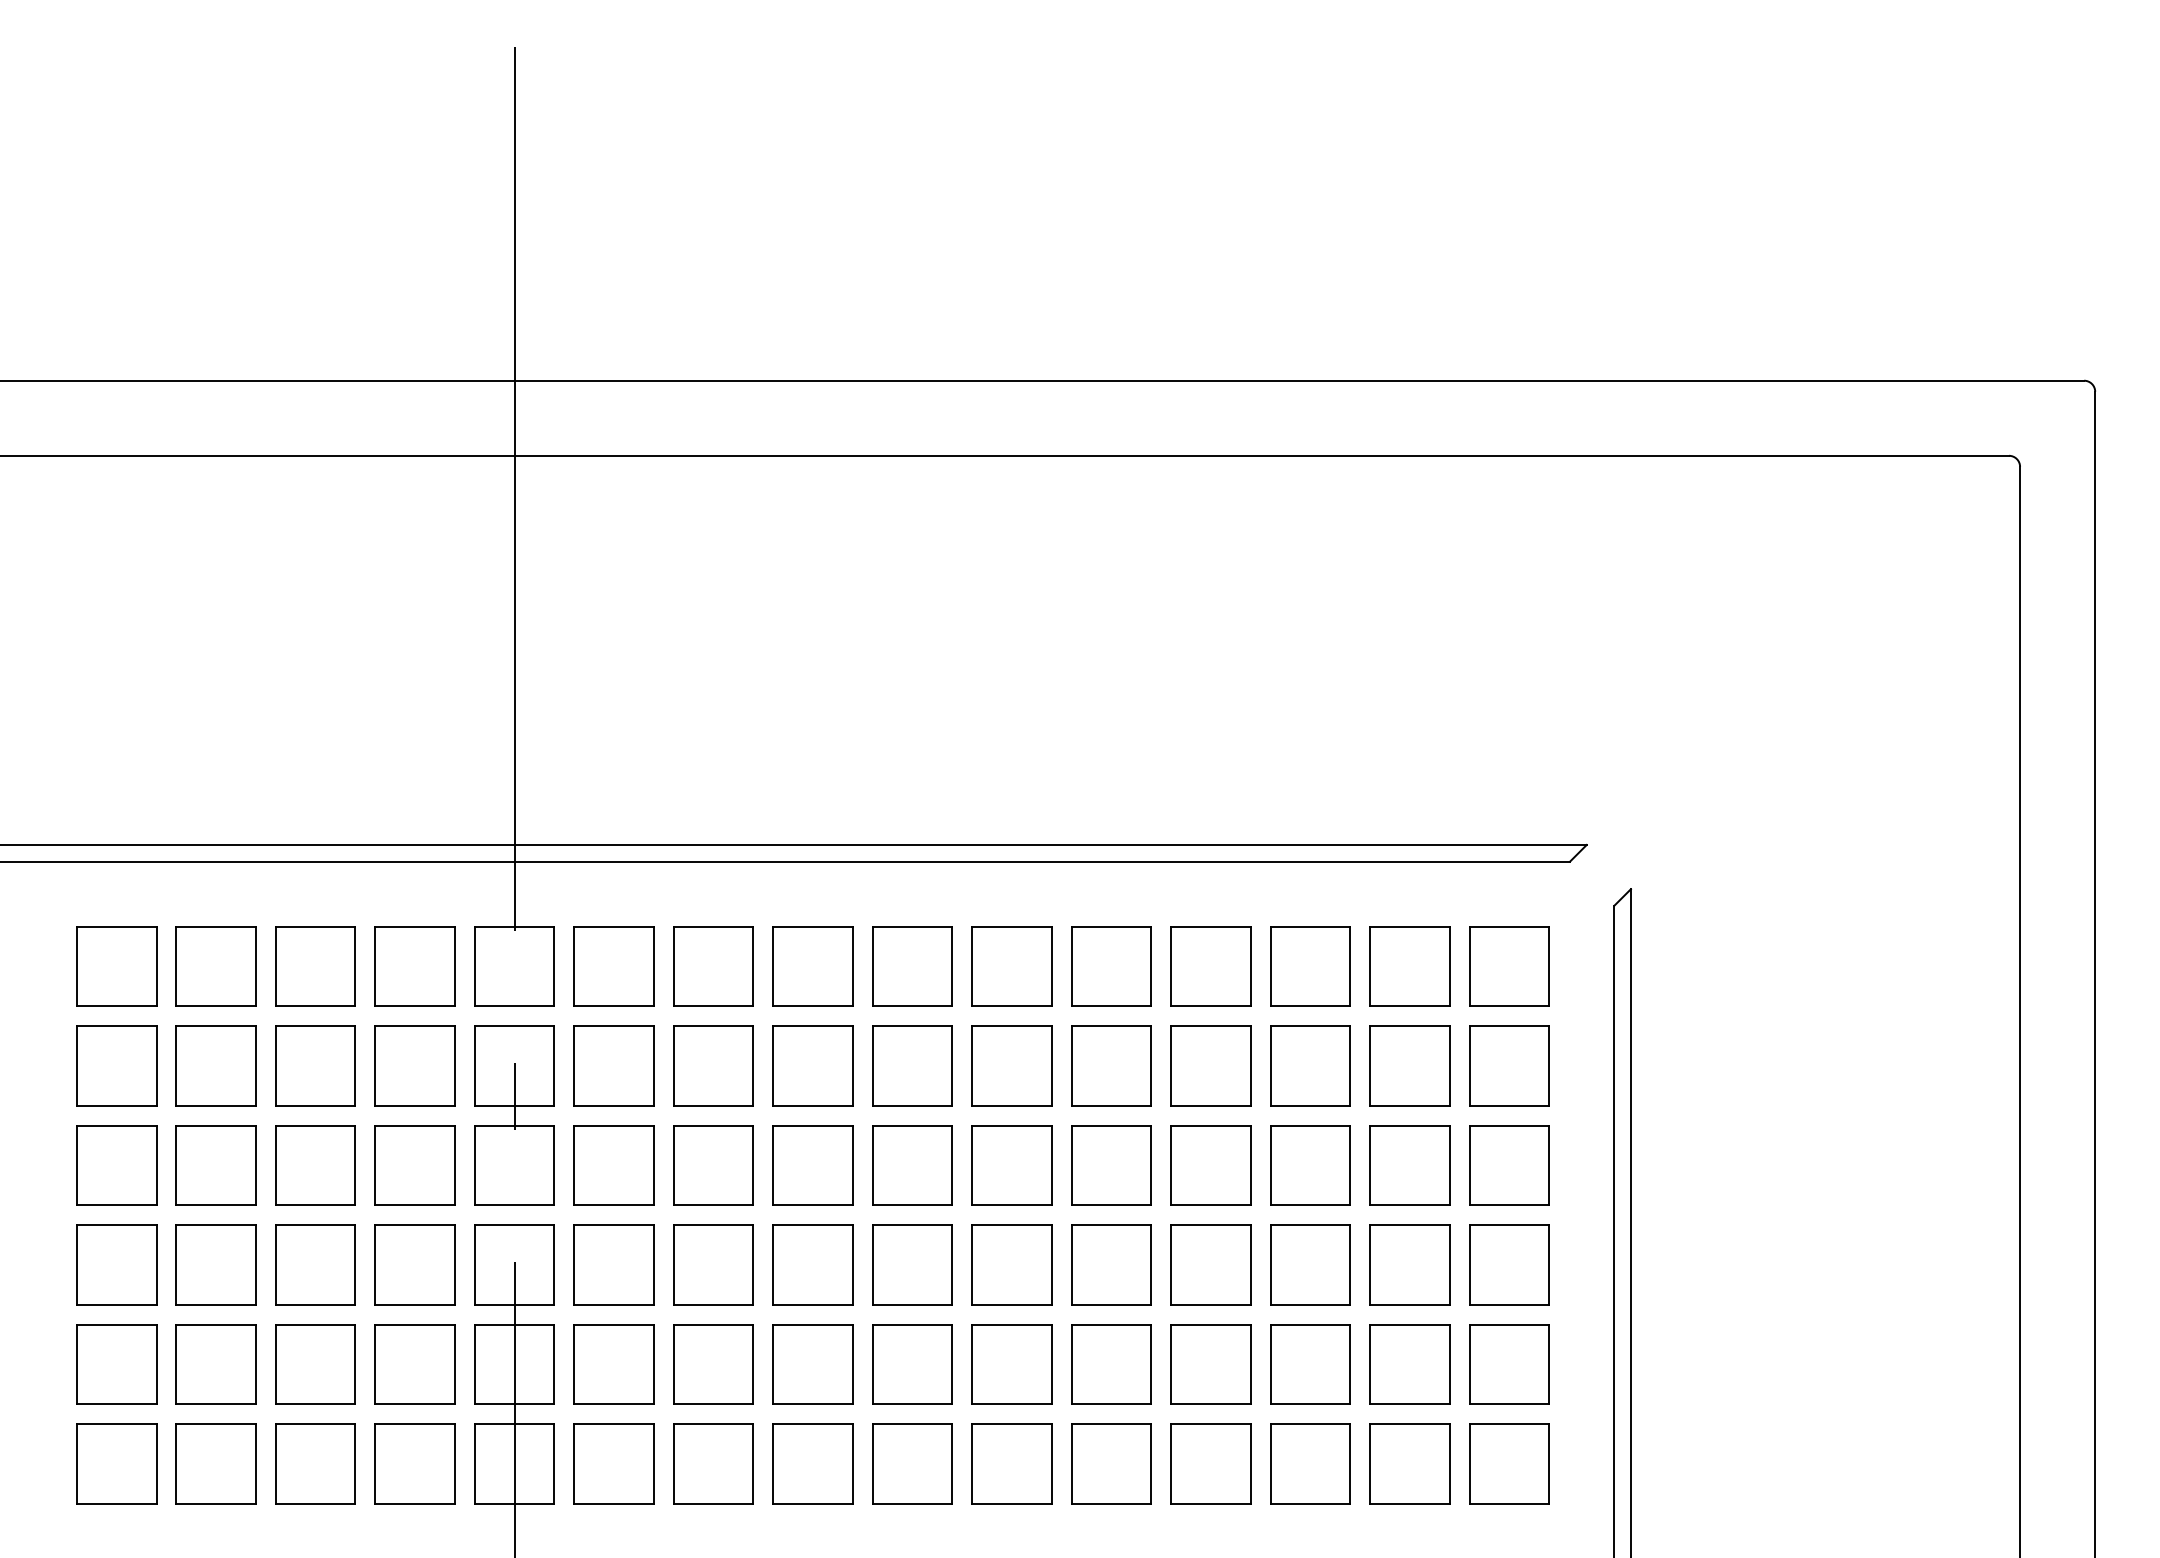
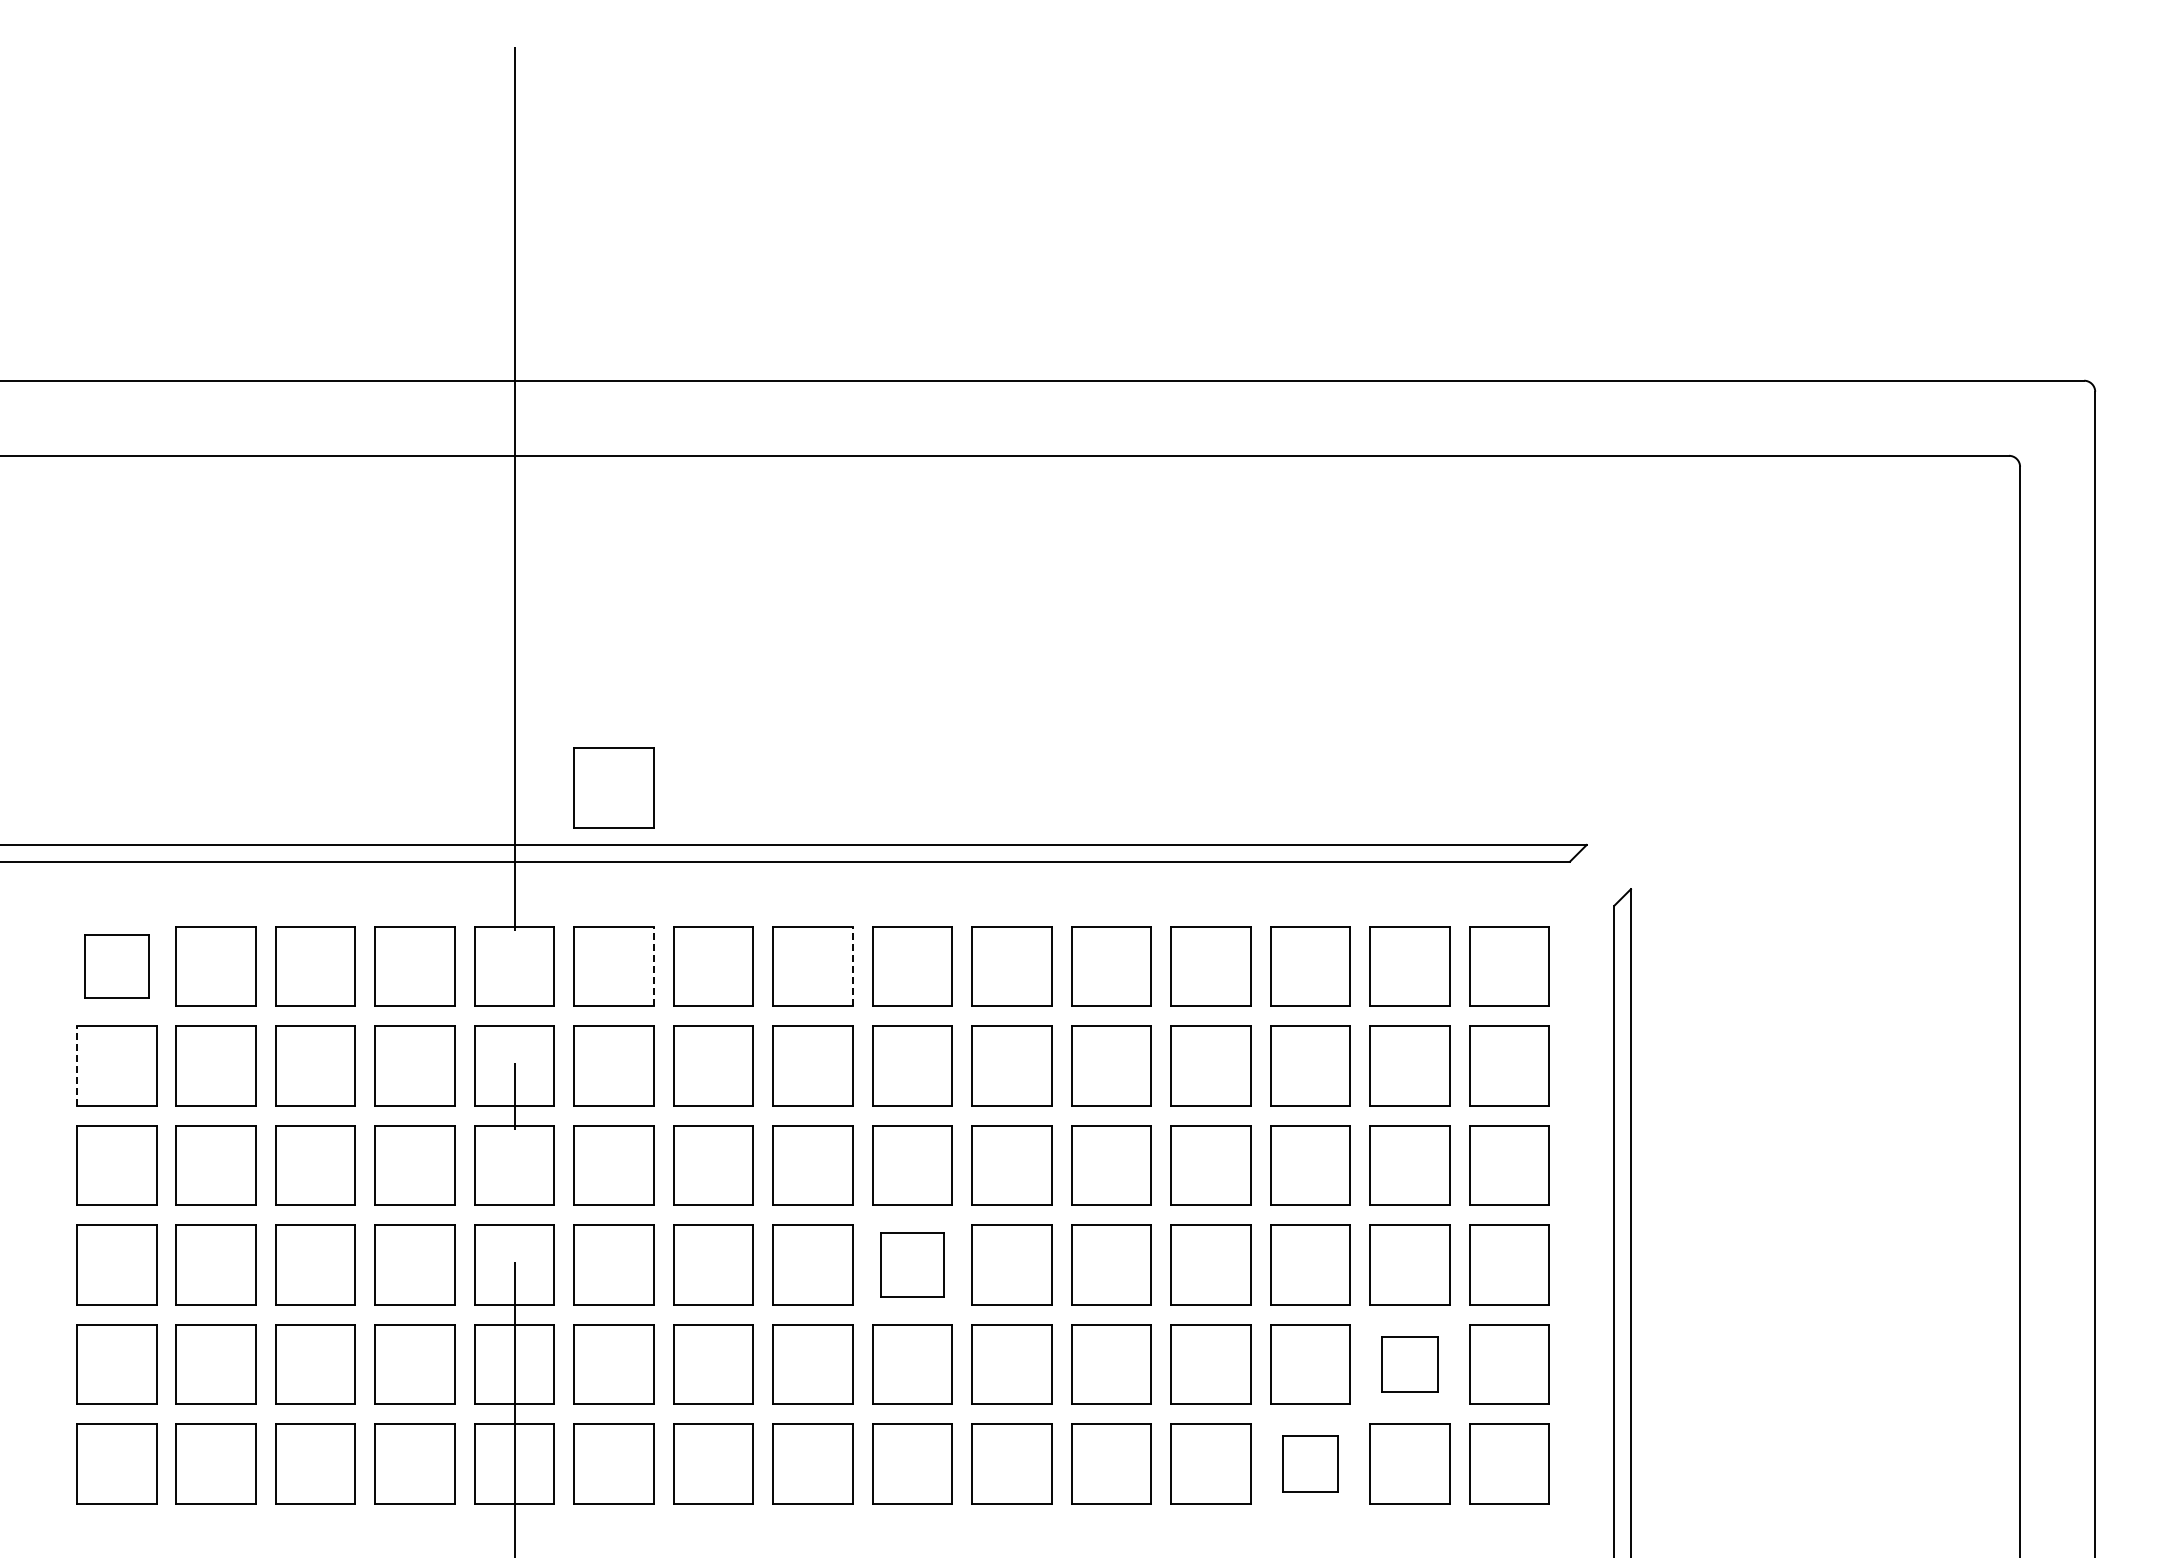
part: none -> present (613, 787)
part size: 82x81 px -> 66x65 px (116, 966)
line: solid -> dashed (653, 966)
line: solid -> dashed (852, 966)
line: solid -> dashed (76, 1066)
part size: 81x82 px -> 65x66 px (912, 1264)
part size: 82x81 px -> 58x57 px (1409, 1364)
part size: 81x82 px -> 57x58 px (1310, 1463)
